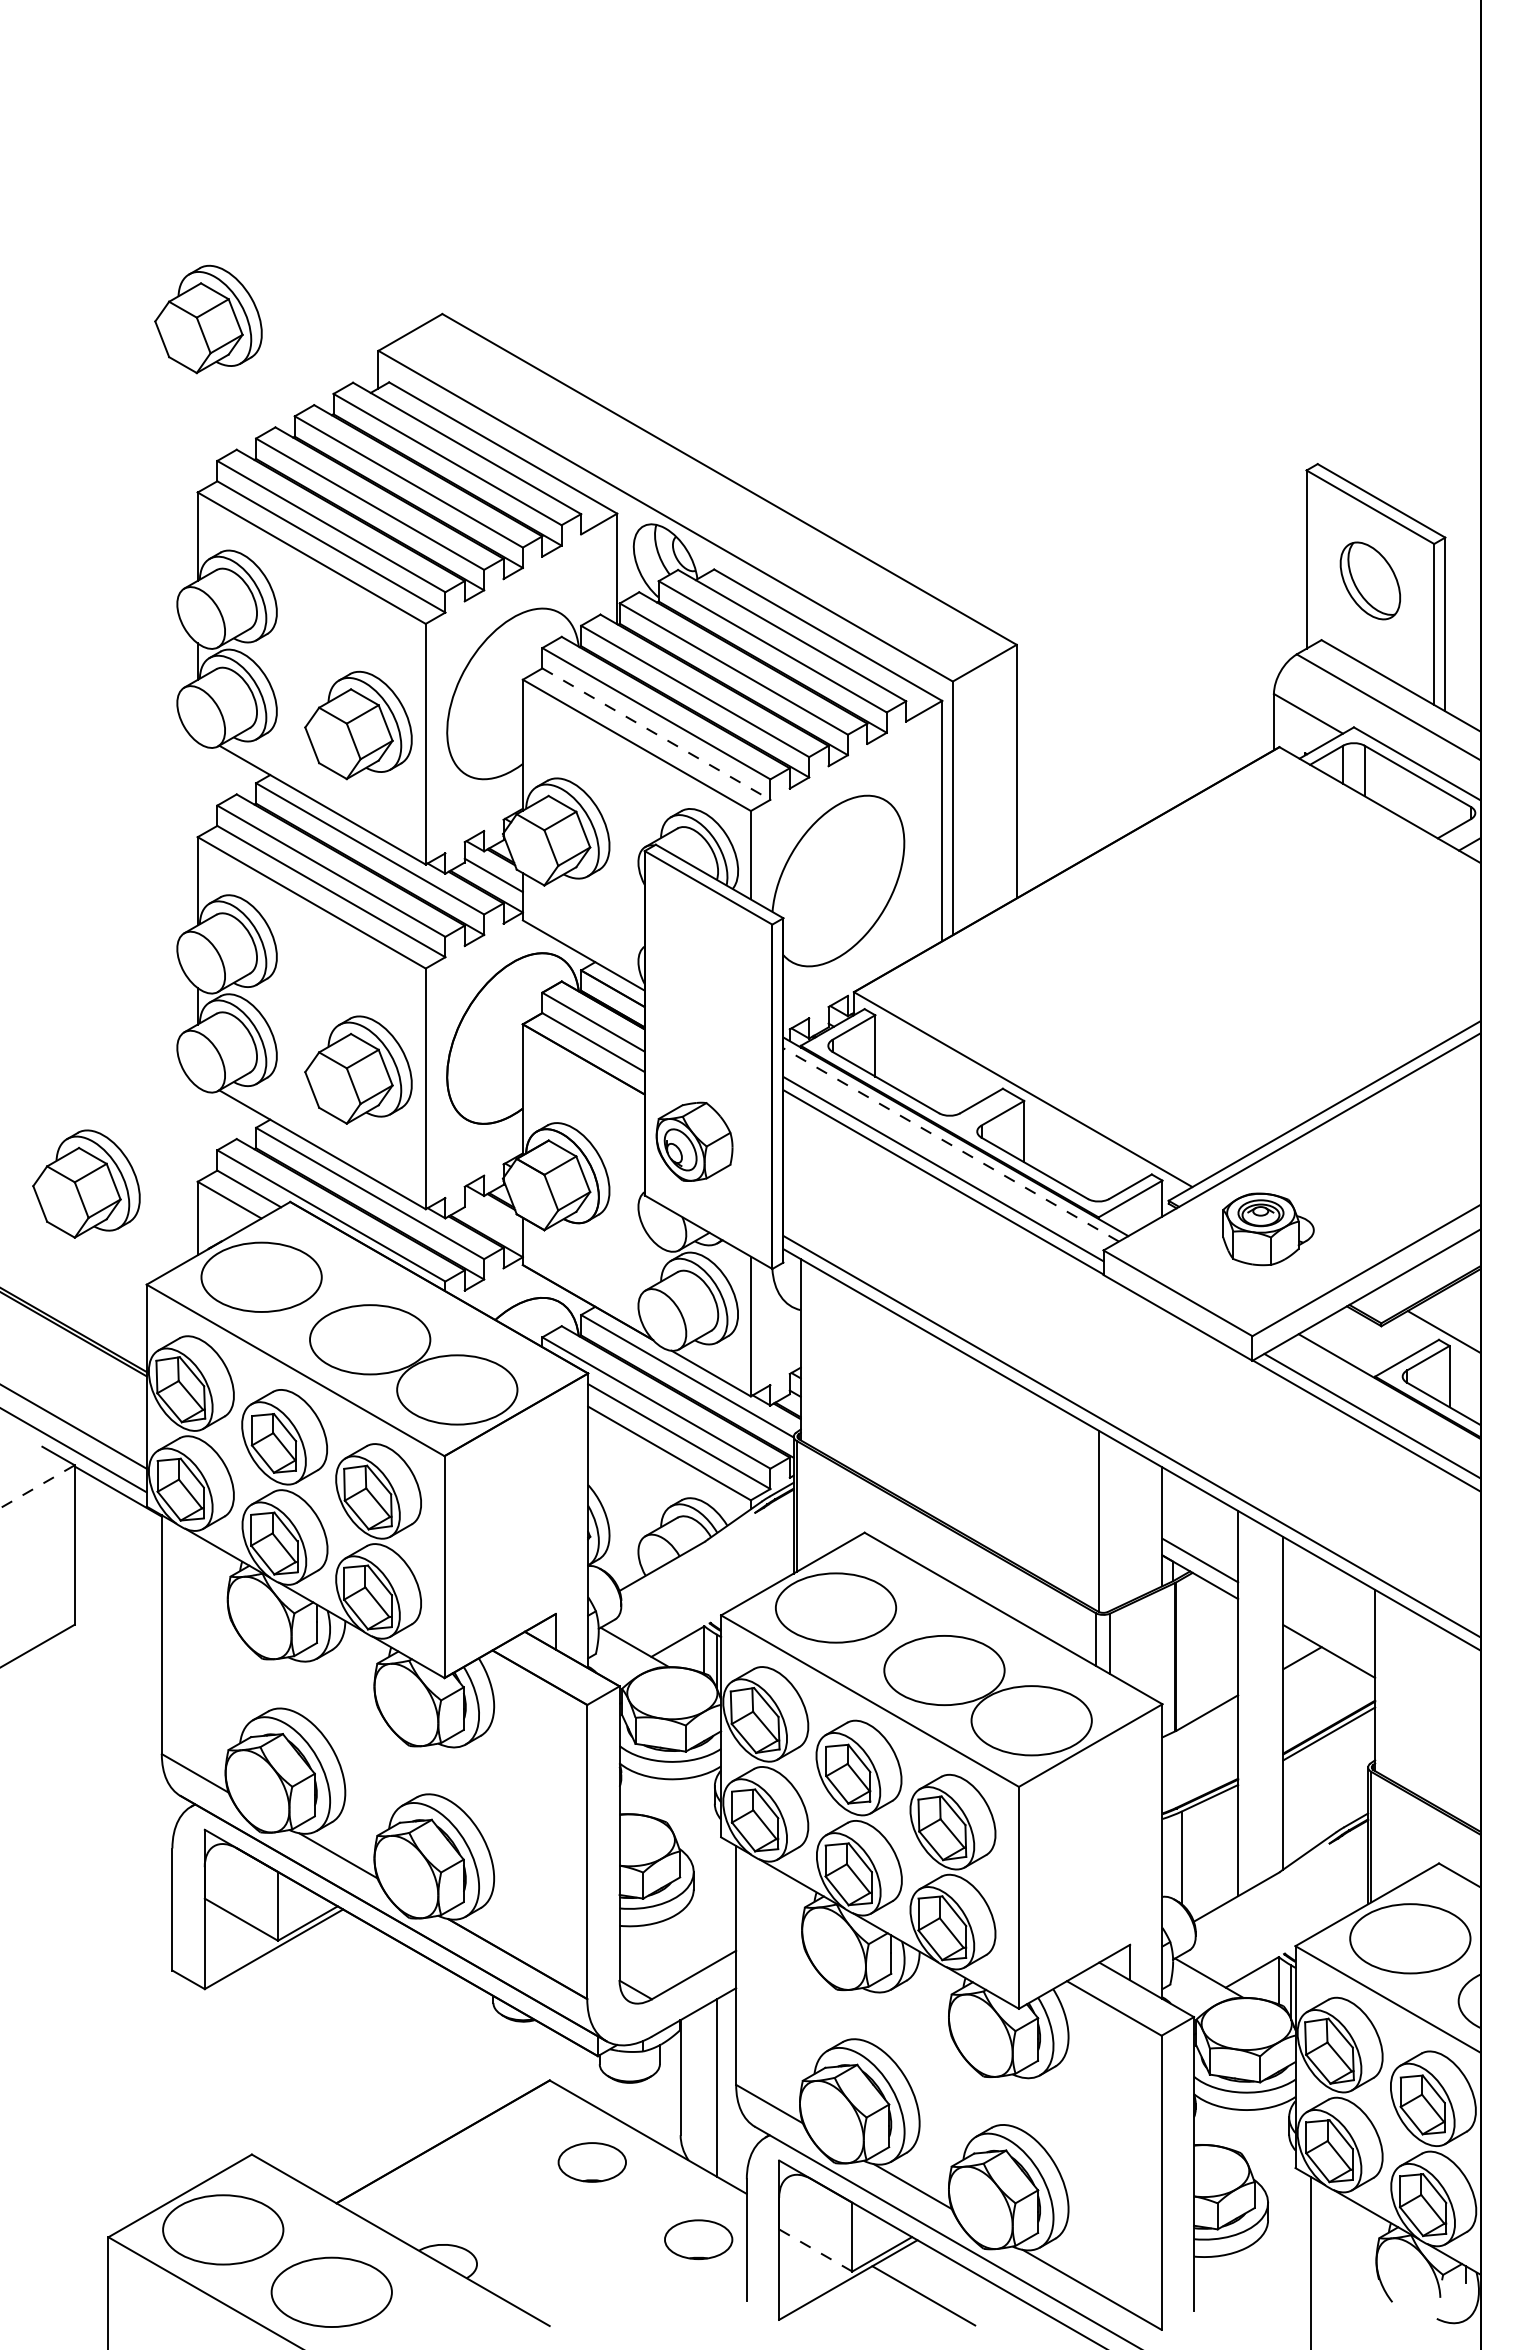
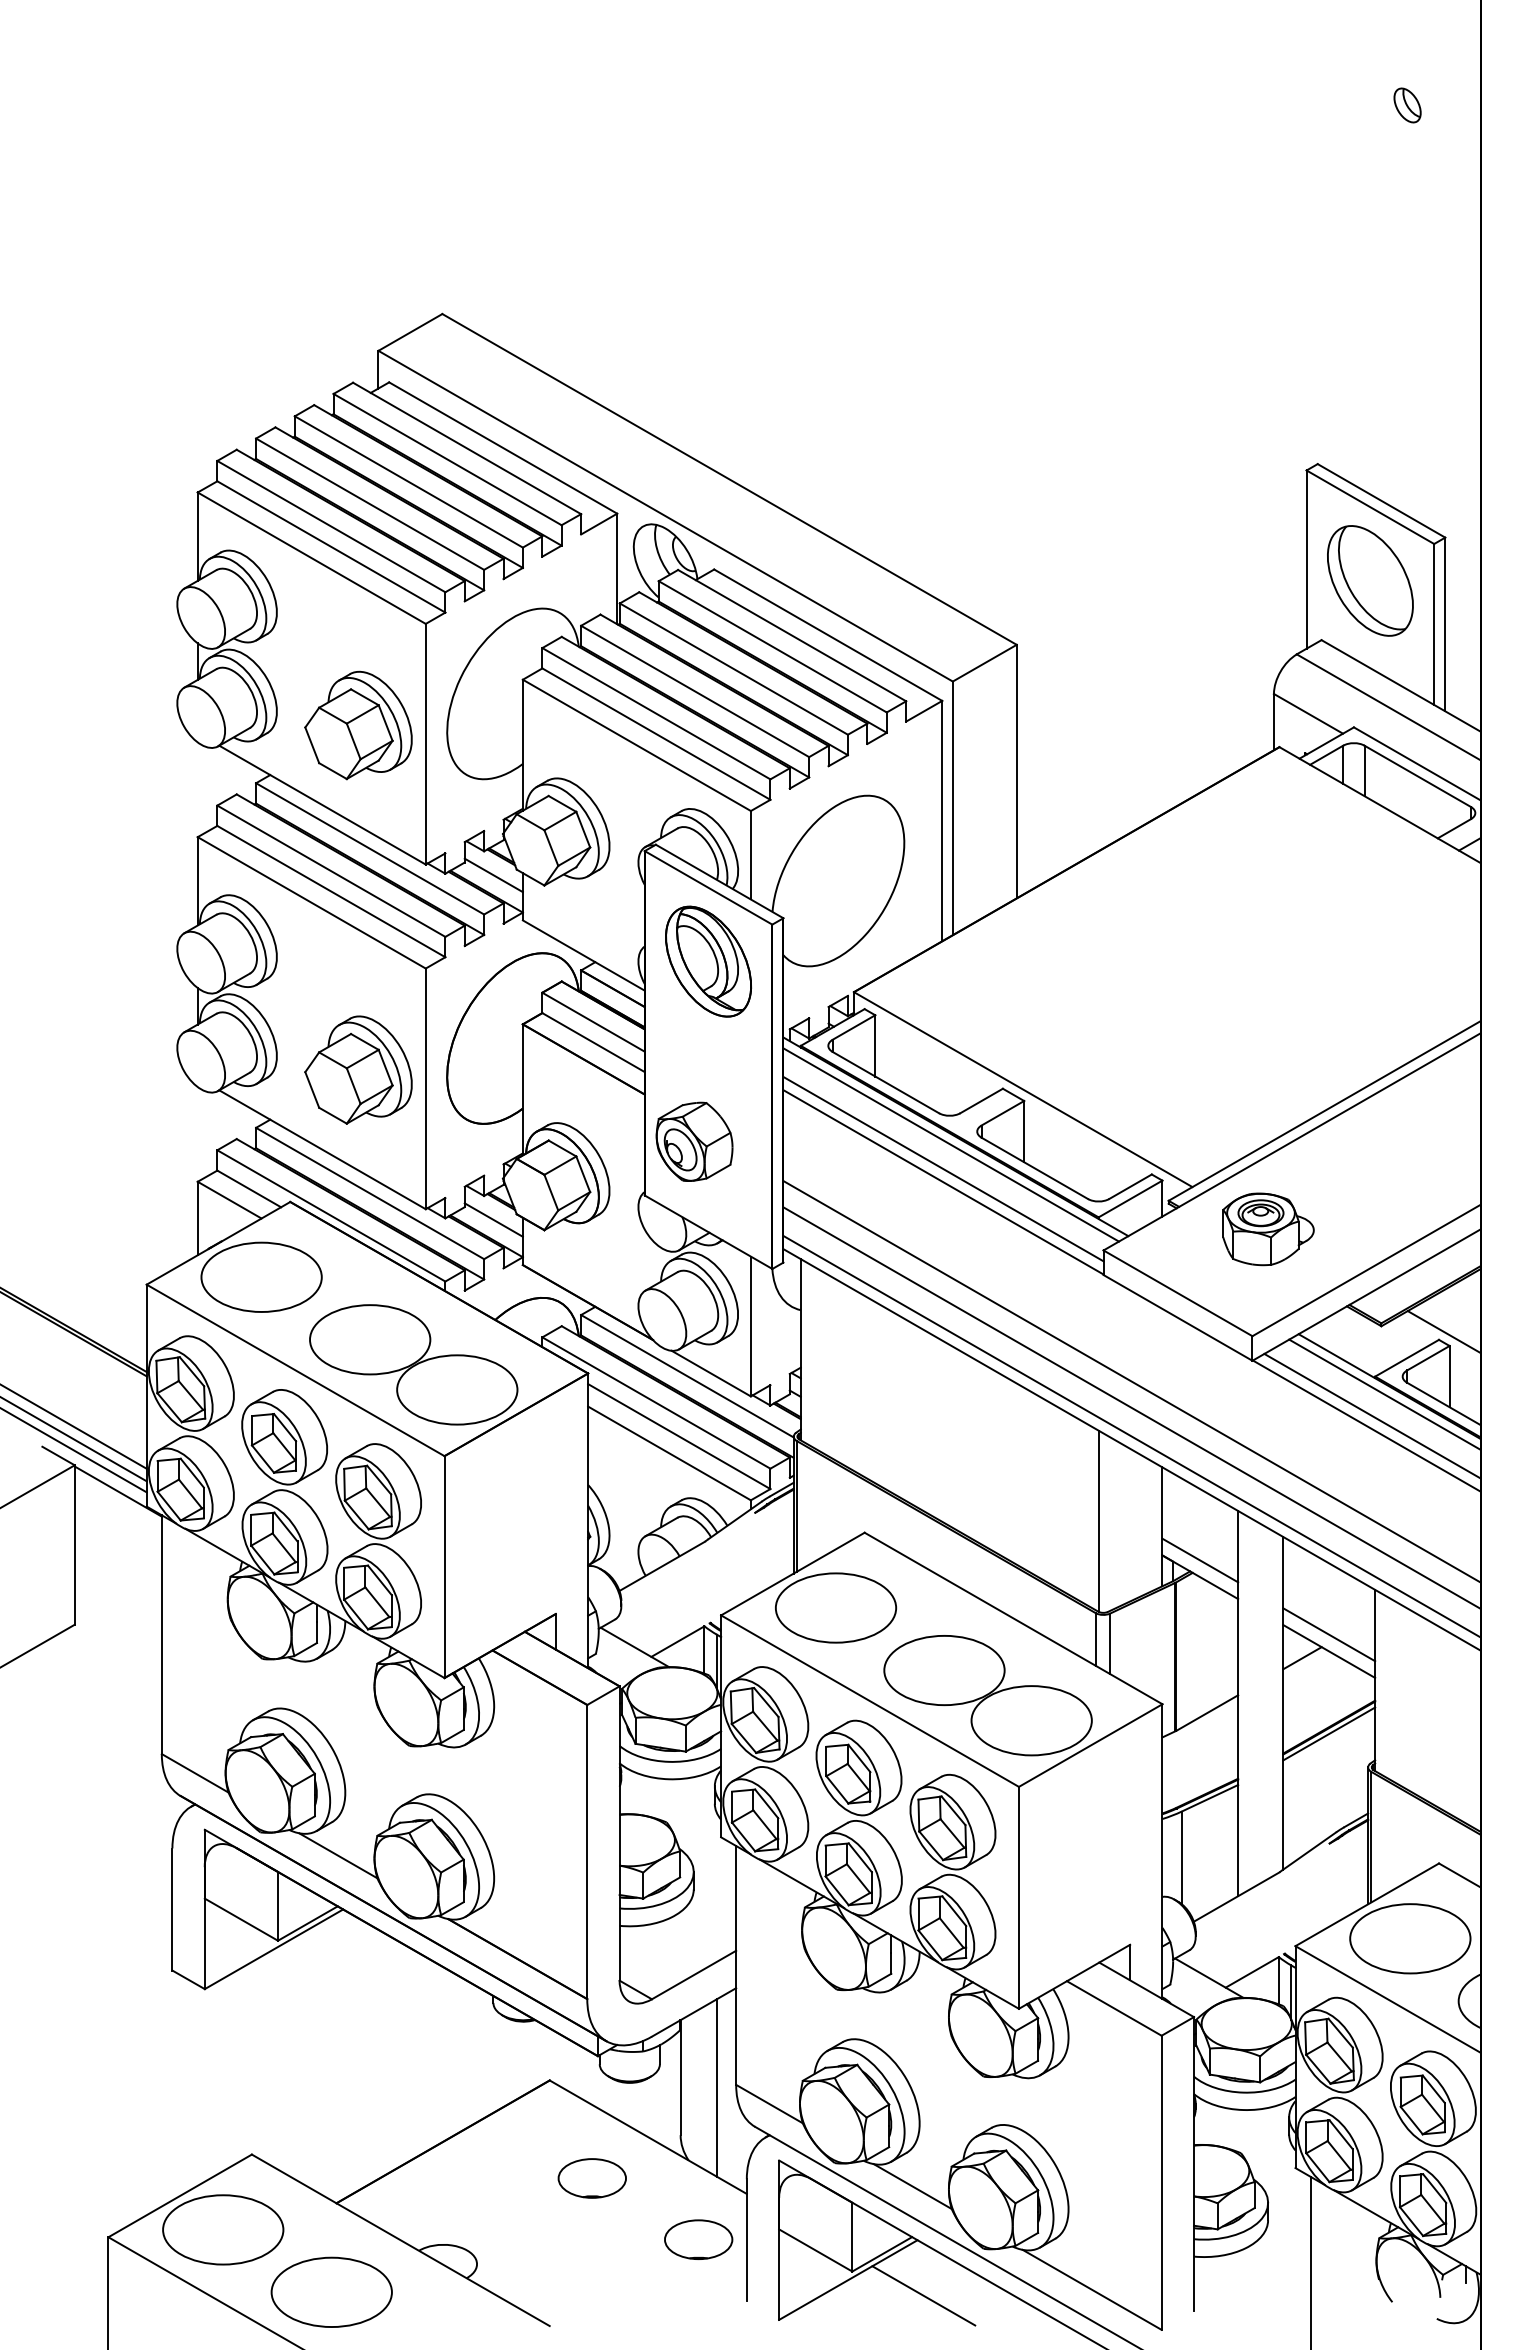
part: none -> present (1407, 105)
part: present -> none (208, 319)
part size: 62x80 px -> 87x112 px (1370, 580)
line: dashed -> solid (656, 734)
part: none -> present (708, 961)
line: dashed -> solid (951, 1144)
part: present -> none (86, 1183)
line: none -> present (493, 1219)
line: none -> present (1131, 1381)
line: none -> present (1384, 1394)
line: none -> present (1131, 1407)
line: none -> present (74, 1439)
line: dashed -> solid (37, 1486)
line: none -> present (1329, 1634)
part position: (591, 2162) -> (591, 2178) (591, 2178)
line: dashed -> solid (815, 2250)
